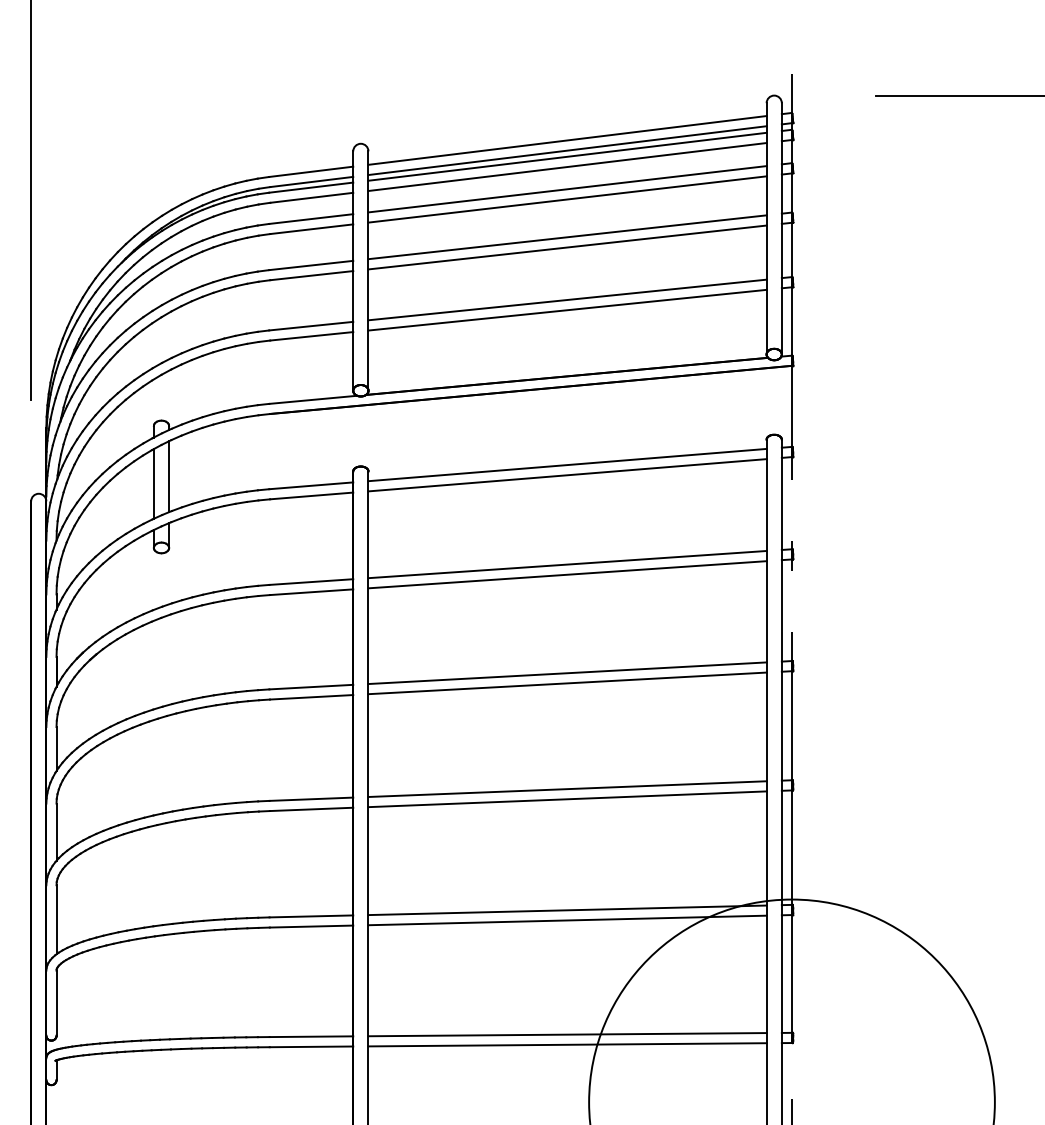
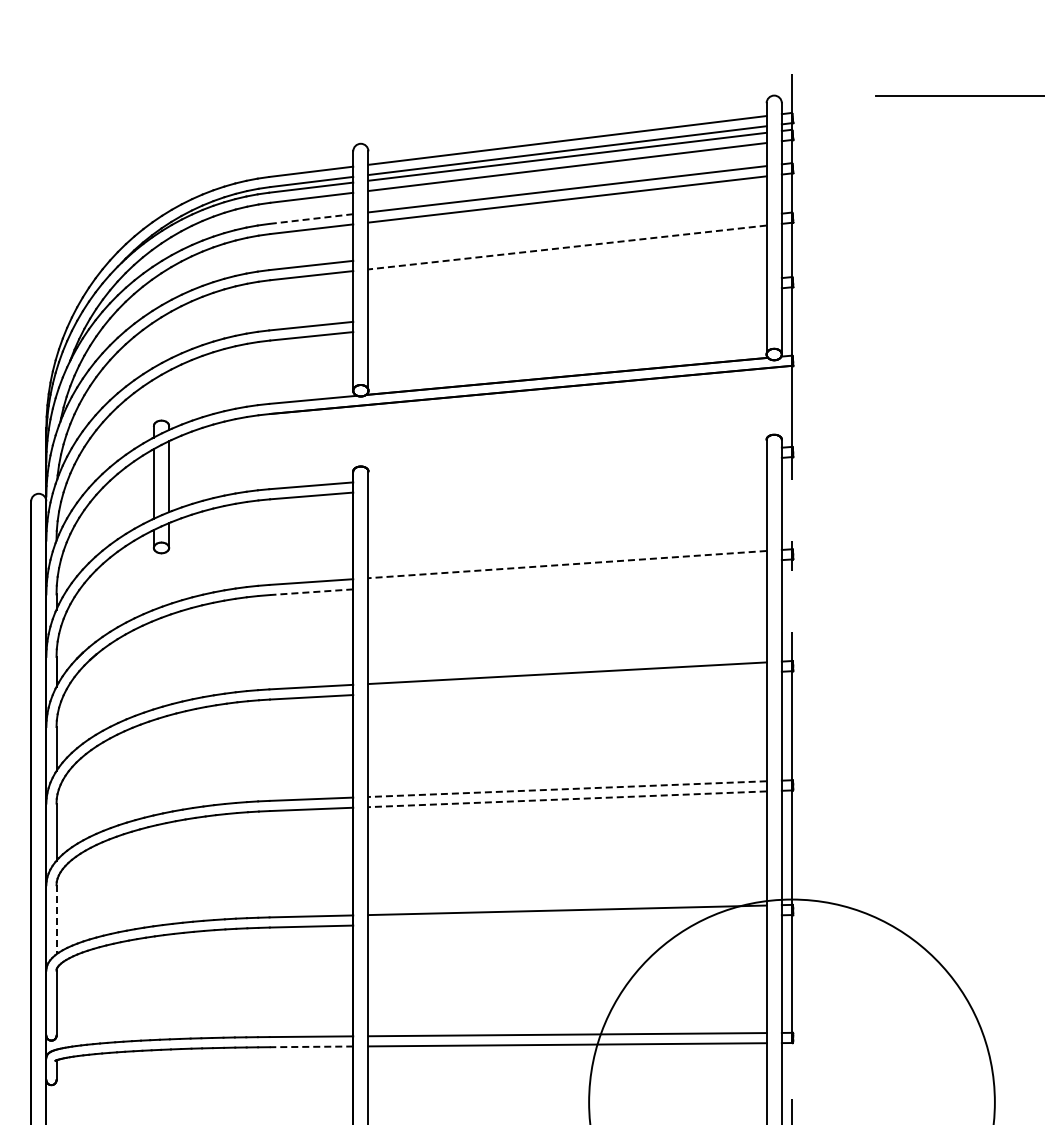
line: present -> none (31, 201)
line: solid -> dashed (310, 219)
line: present -> none (567, 237)
line: solid -> dashed (567, 247)
line: present -> none (567, 299)
line: present -> none (567, 309)
line: present -> none (567, 464)
line: present -> none (567, 475)
line: solid -> dashed (567, 564)
line: present -> none (567, 574)
line: solid -> dashed (311, 592)
line: present -> none (567, 683)
line: solid -> dashed (567, 789)
line: solid -> dashed (567, 799)
line: solid -> dashed (56, 919)
line: present -> none (567, 920)
line: solid -> dashed (311, 1046)
